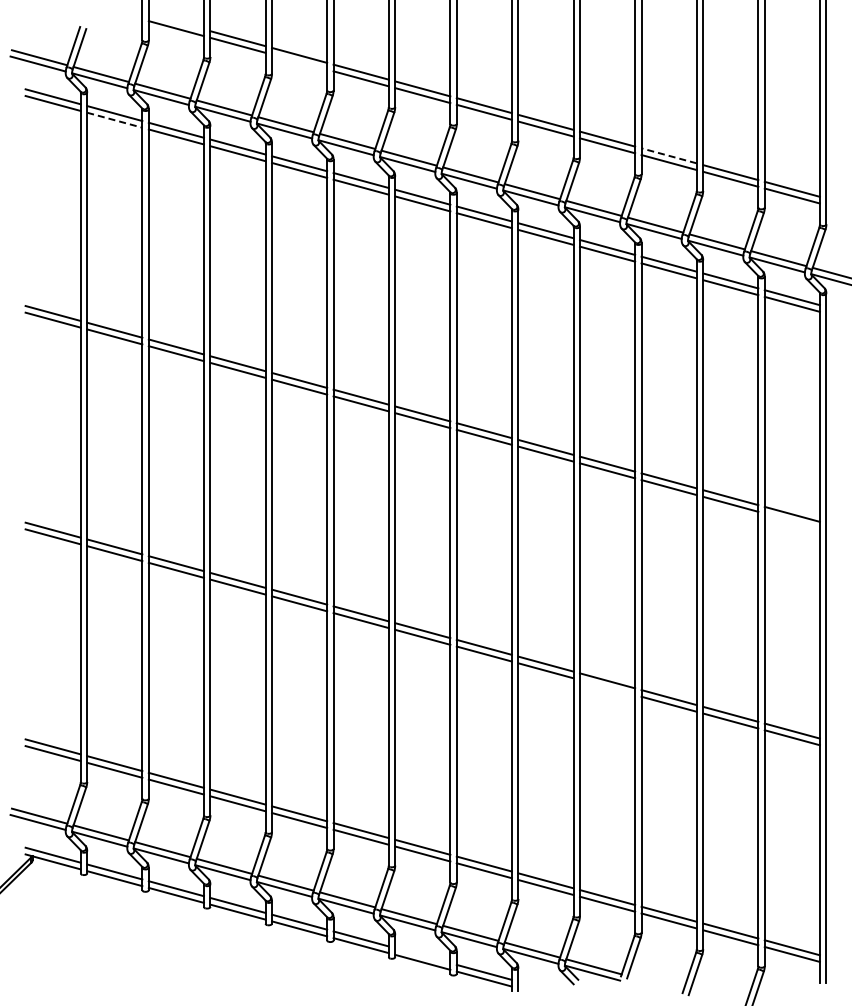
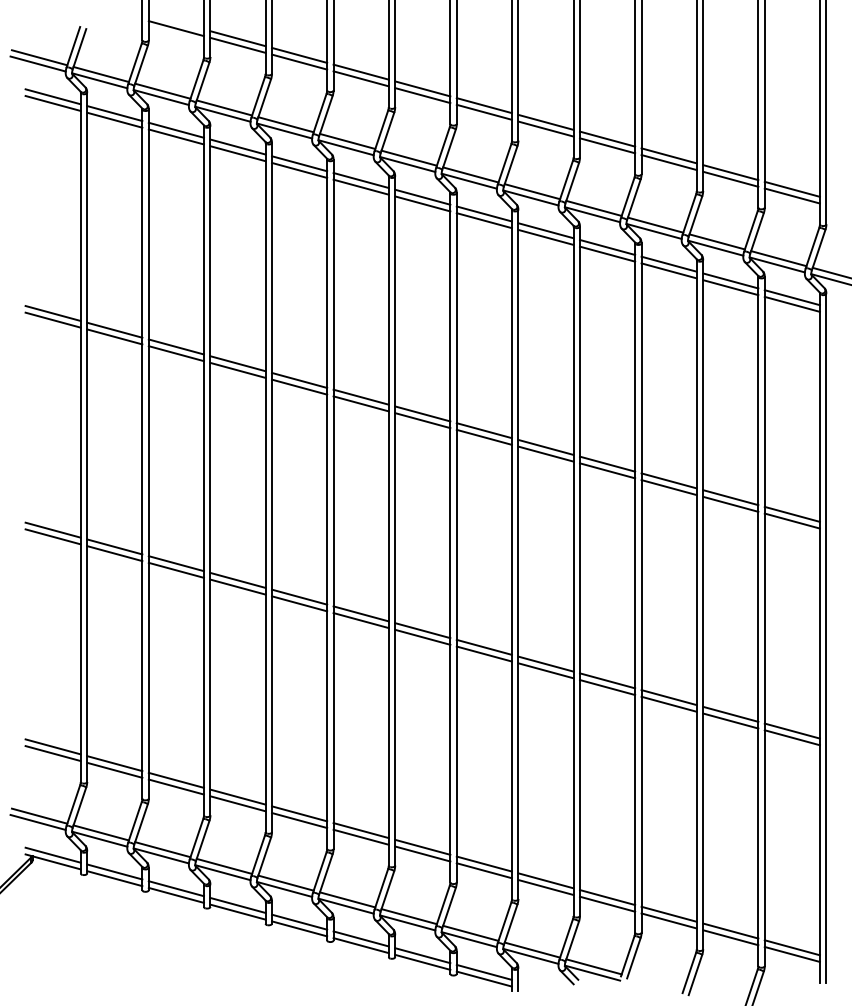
line: none -> present (299, 61)
line: dashed -> solid (114, 120)
line: dashed -> solid (669, 155)
line: none -> present (791, 520)
line: none -> present (607, 687)
line: none -> present (422, 955)
